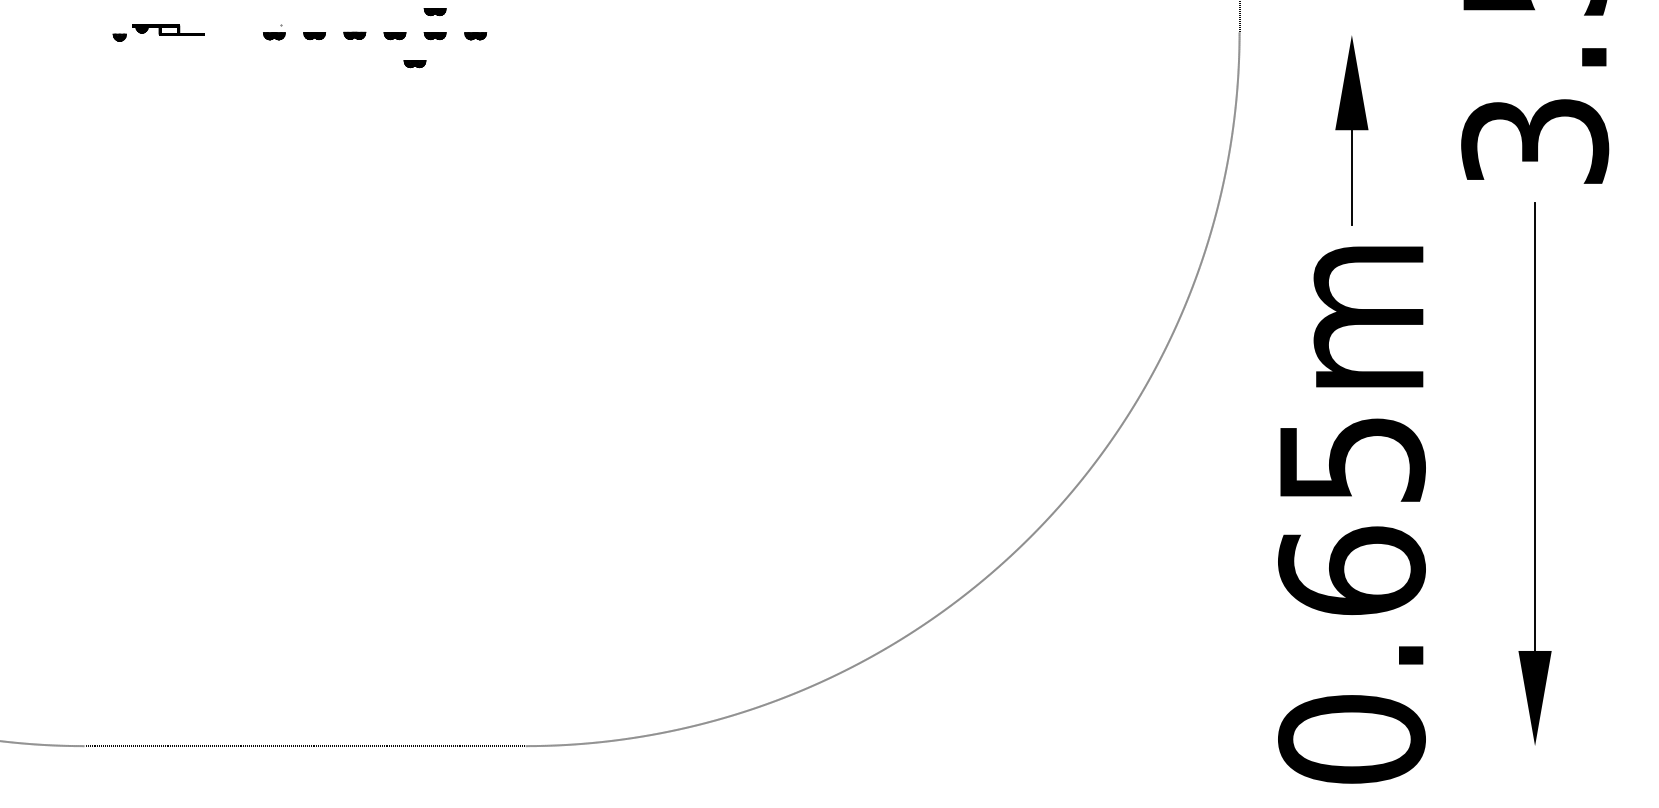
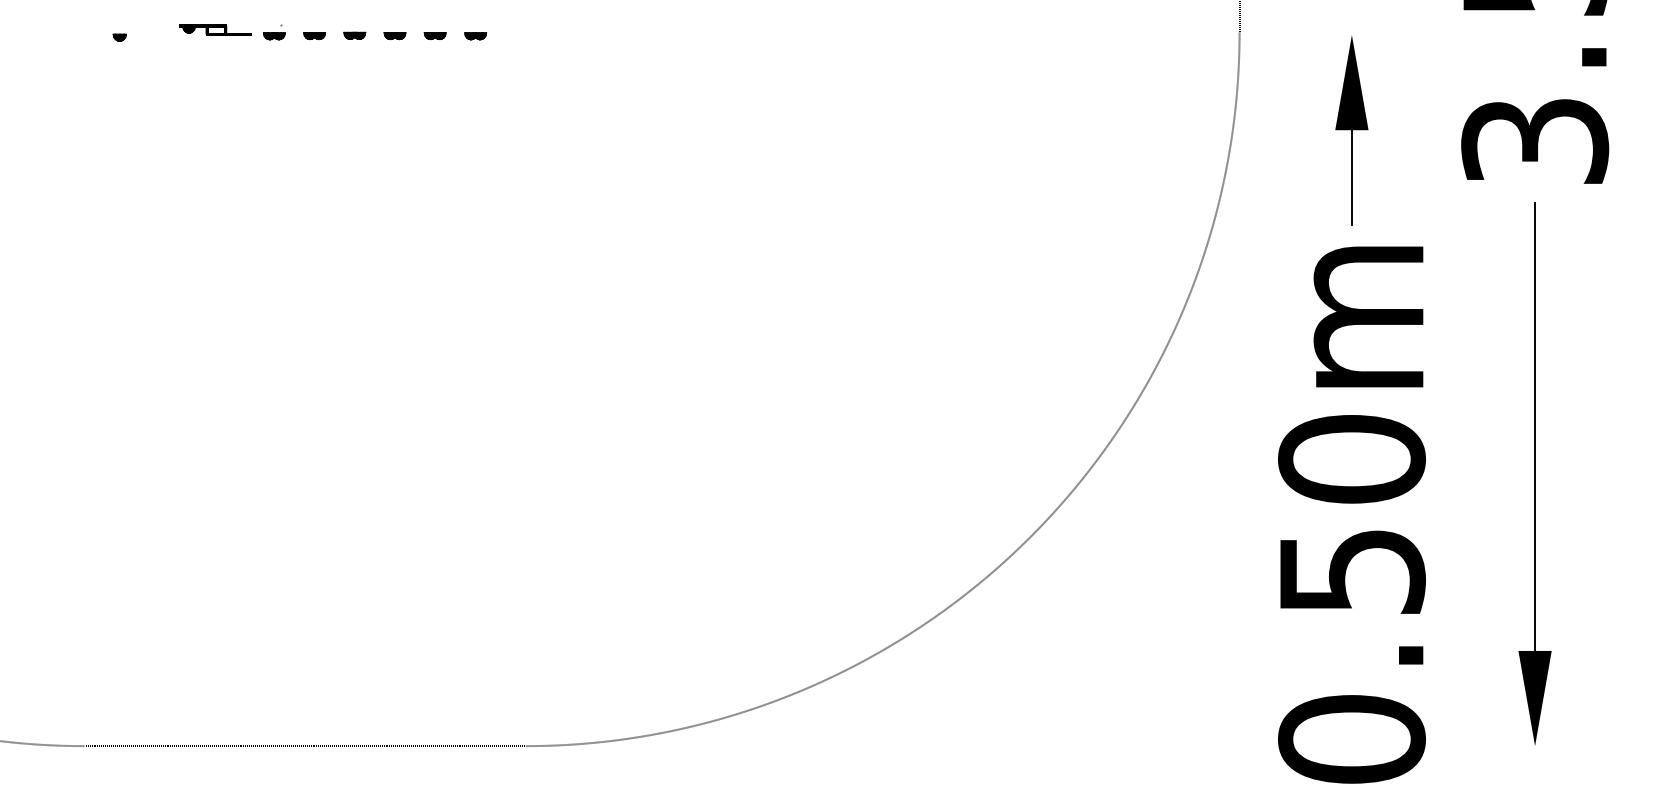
part: present -> none (434, 12)
part position: (168, 29) -> (215, 29) (215, 29)
part: present -> none (414, 64)
text: 0.65m -> 0.50m (1351, 515)
